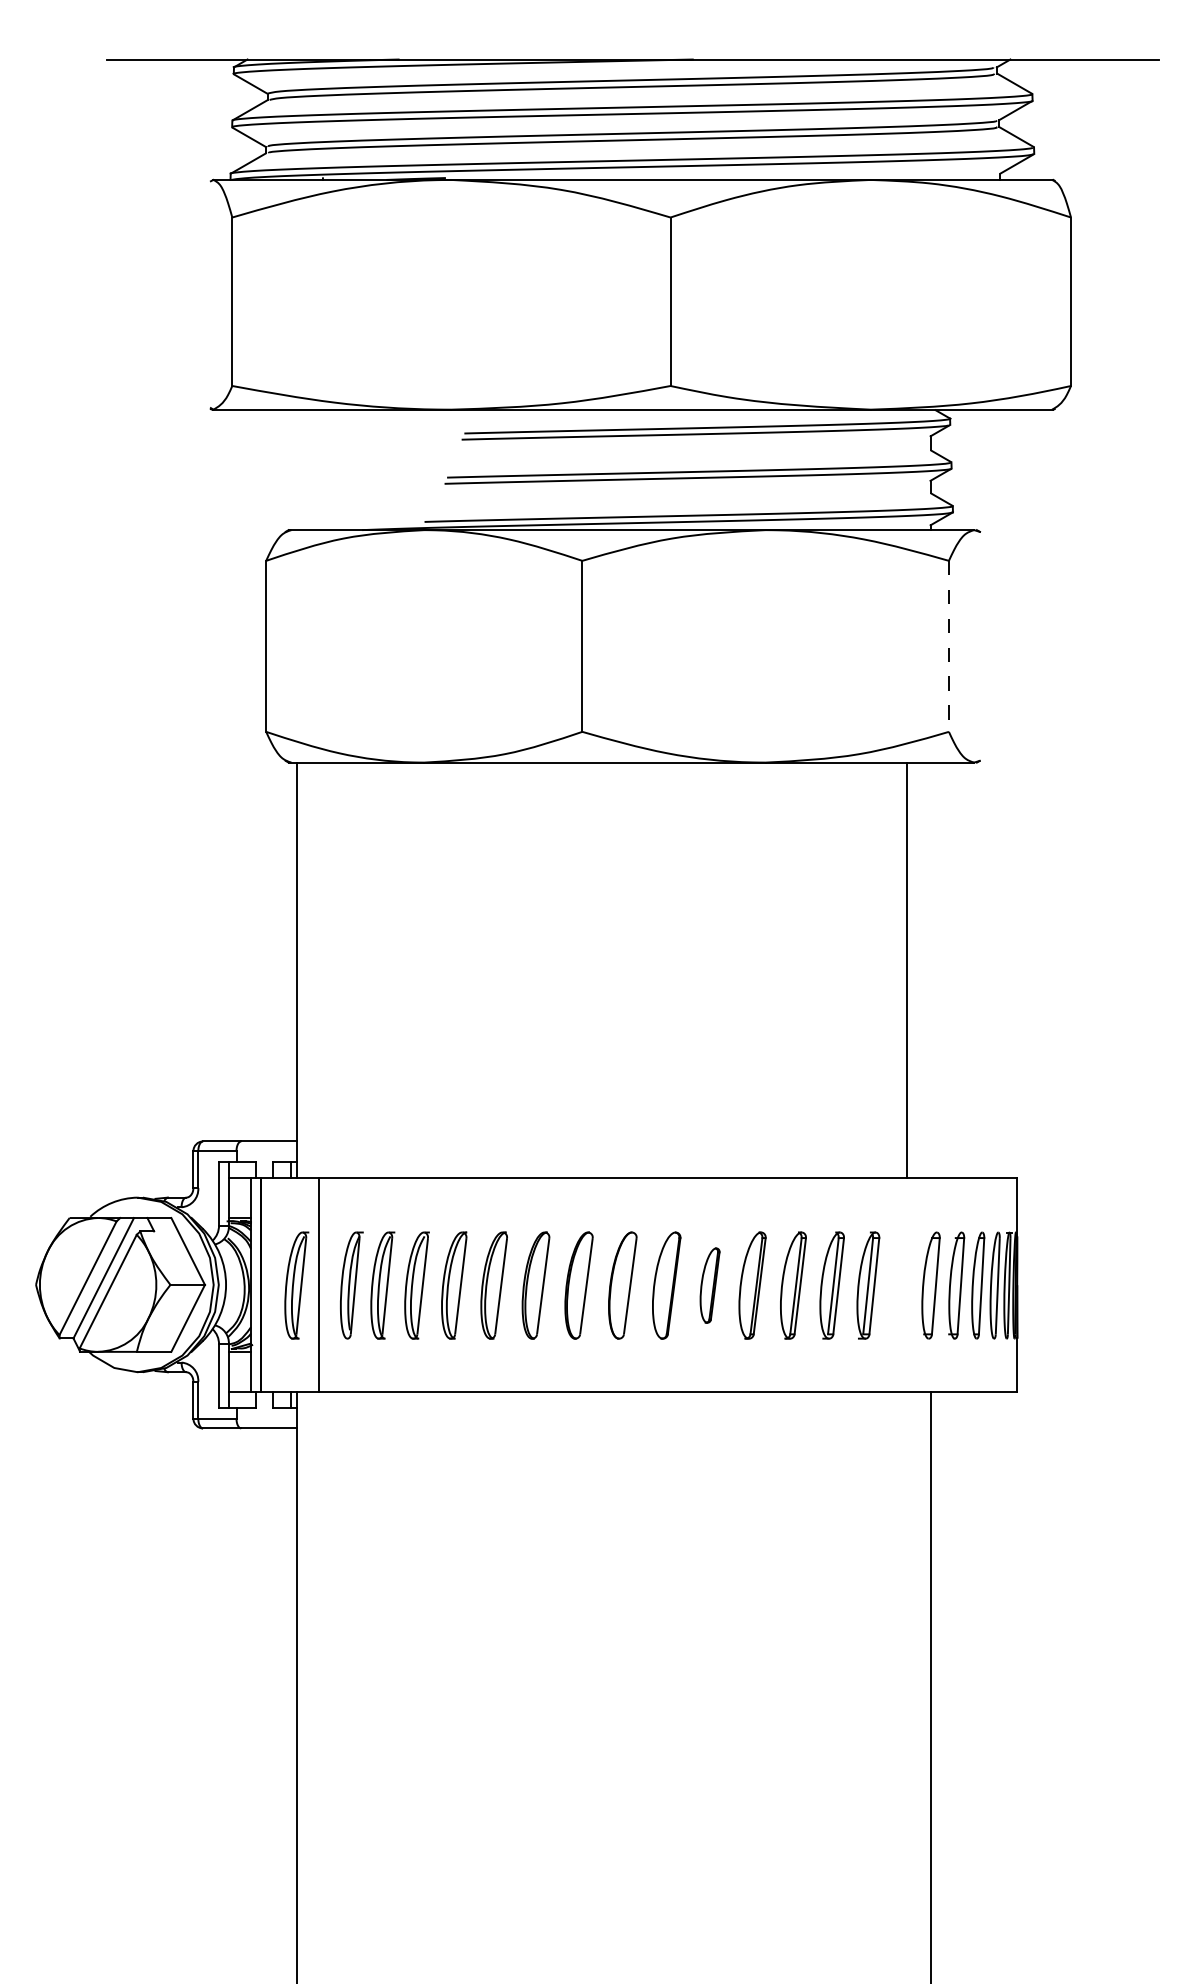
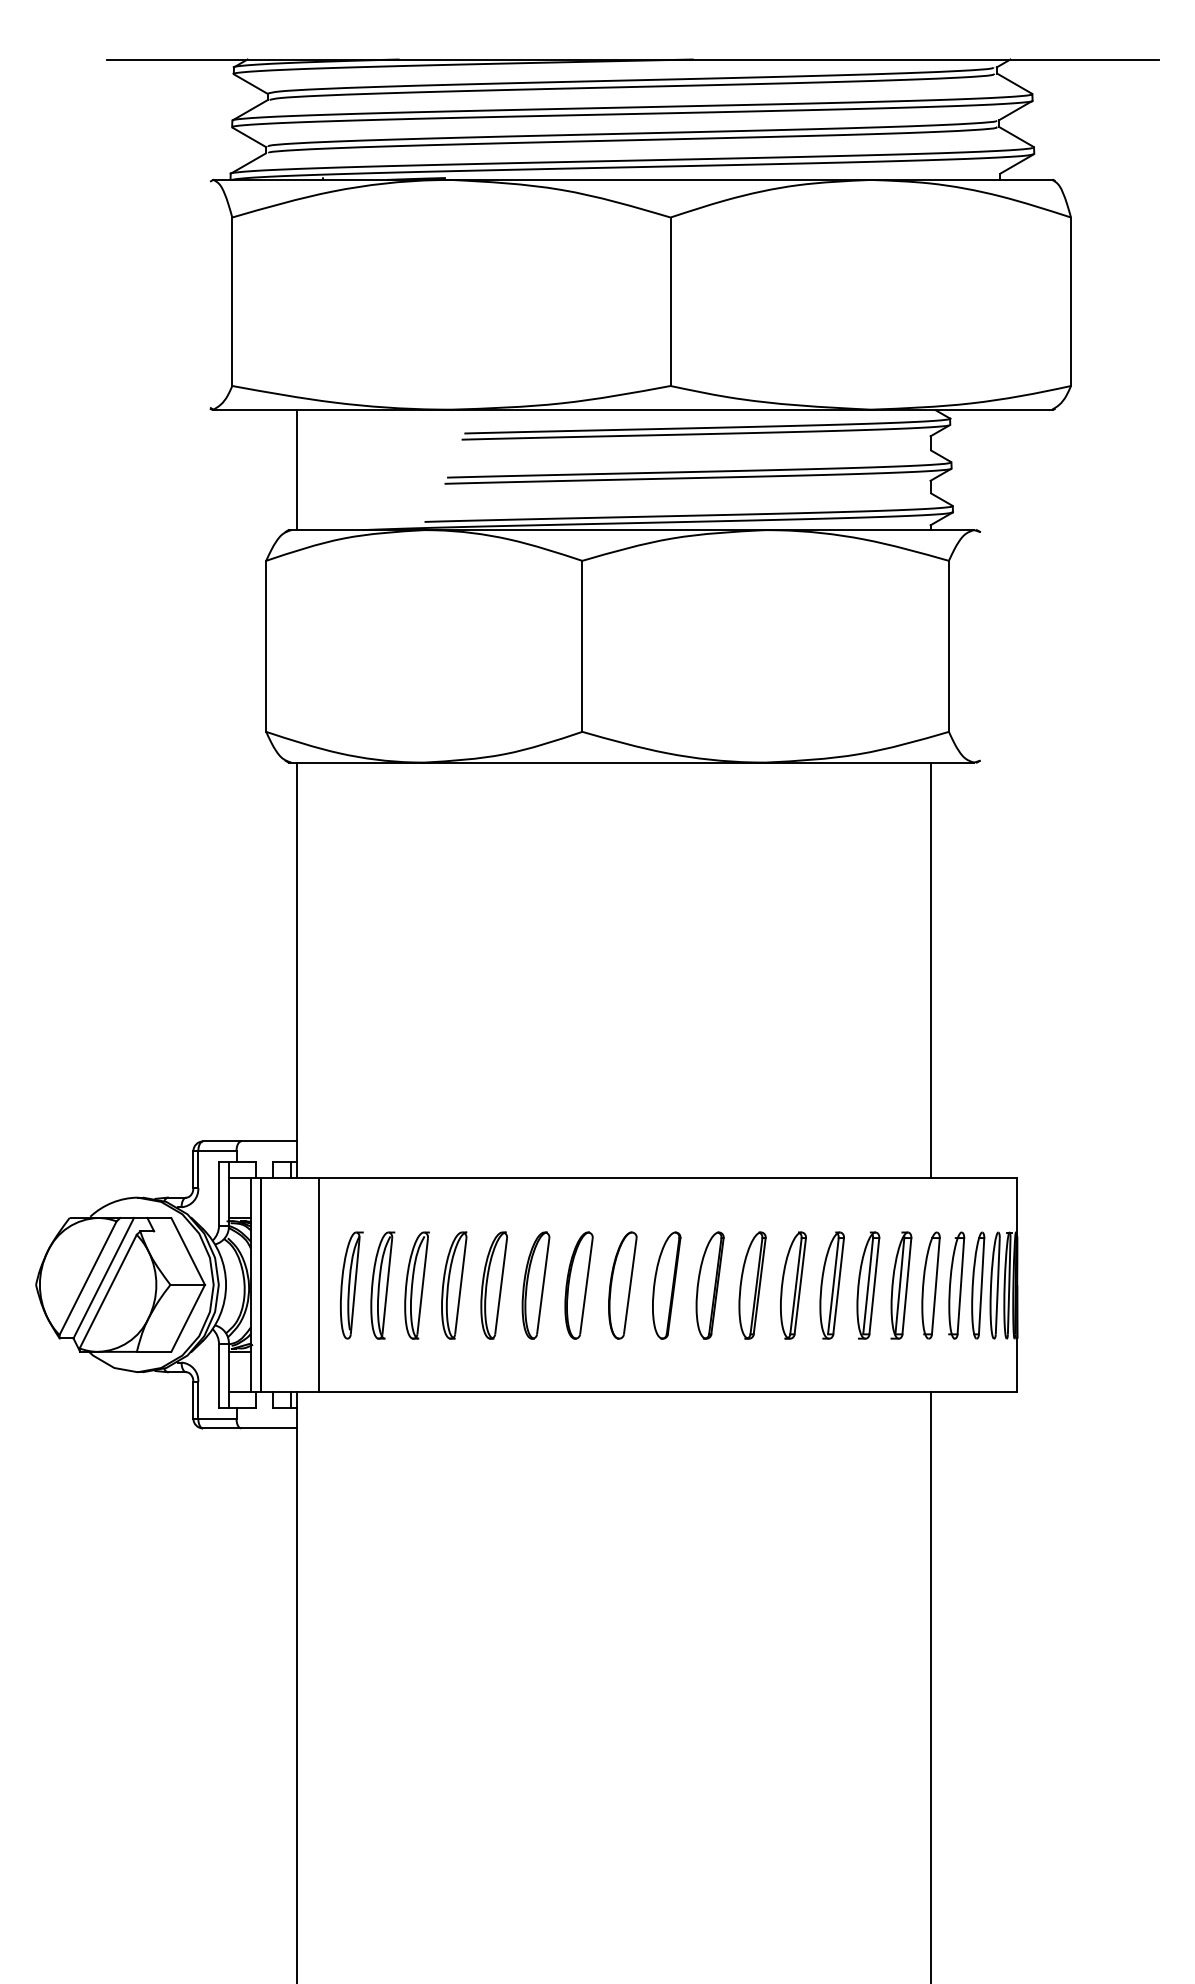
line: none -> present (296, 469)
line: dashed -> solid (948, 646)
line position: (906, 969) -> (930, 969) (930, 969)
part: present -> none (296, 1285)
part size: 22x77 px -> 30x109 px (709, 1285)
part: none -> present (901, 1285)
